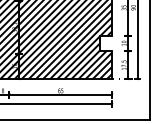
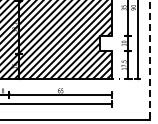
line: solid -> dashed (150, 60)
